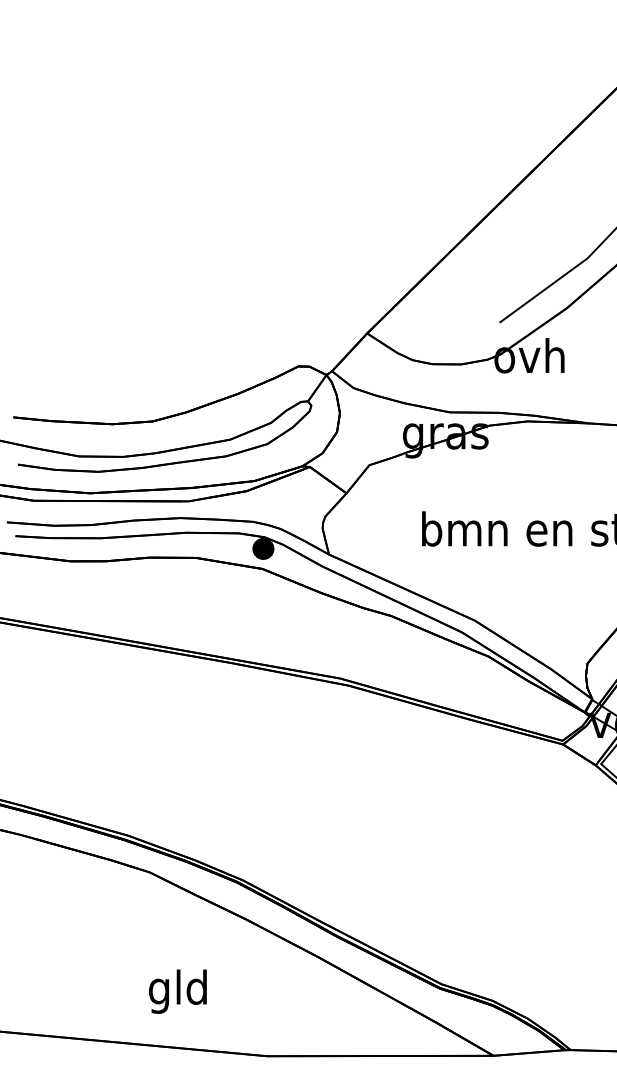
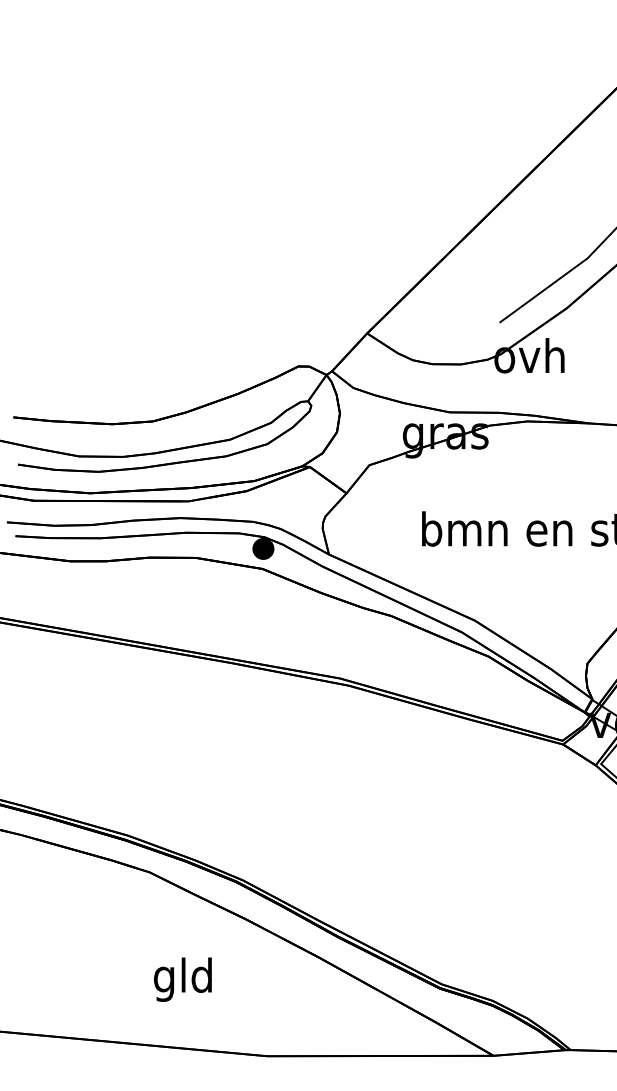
text position: (177, 991) -> (182, 979) (182, 979)
